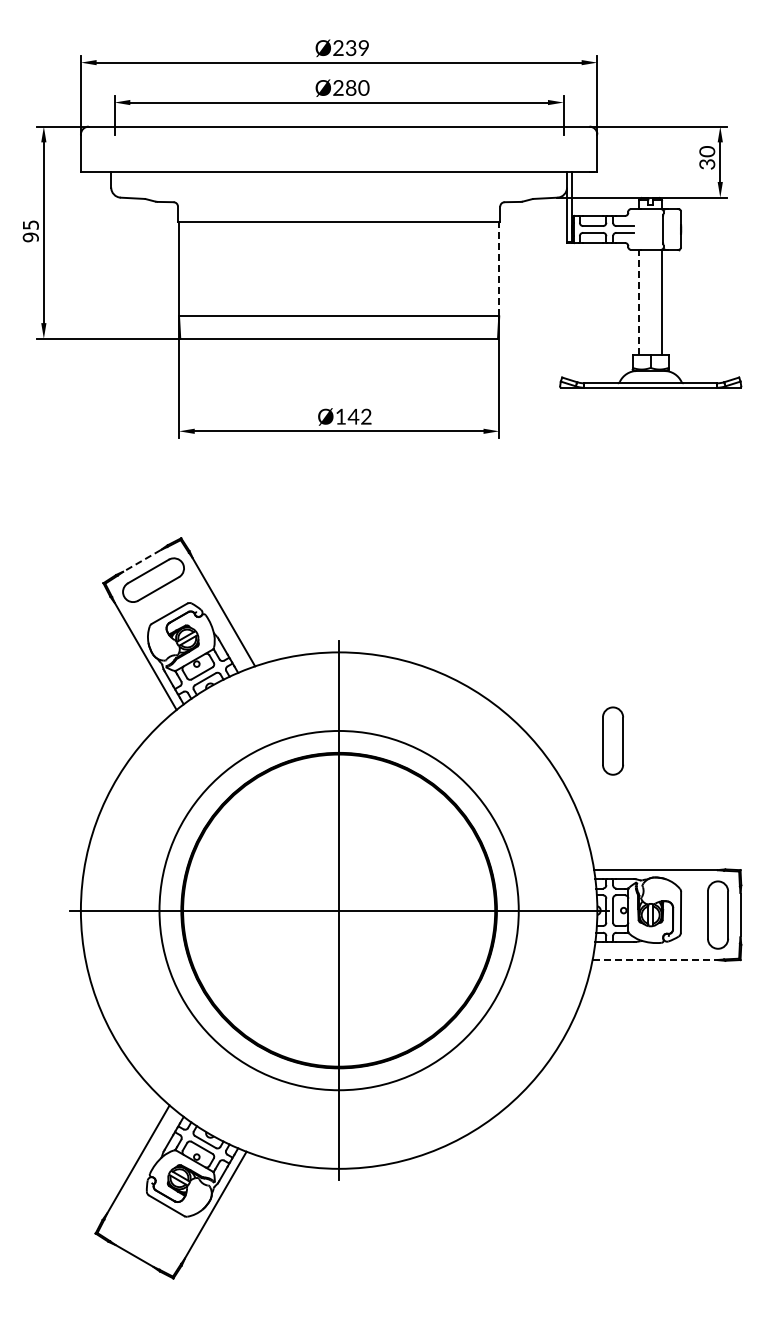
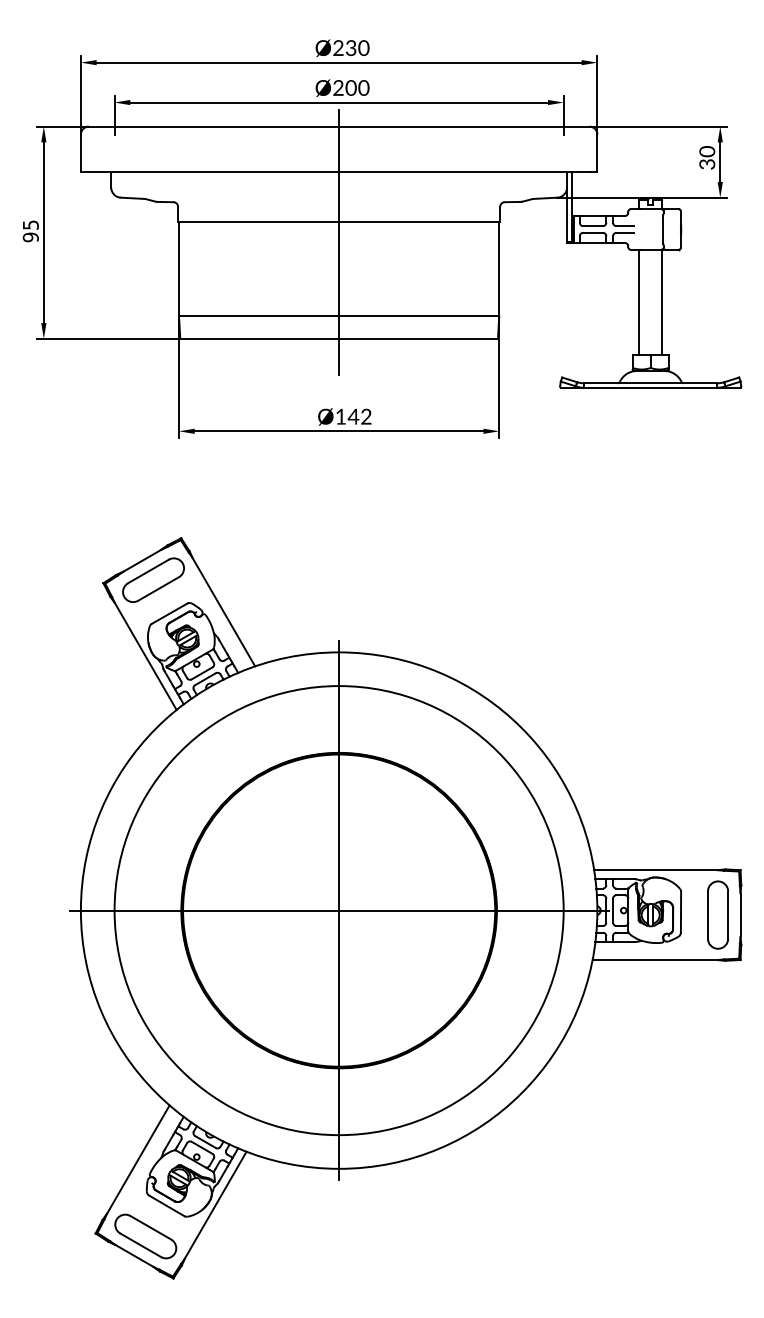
text: Ø239 -> Ø230 (363, 48)
text: Ø280 -> Ø200 (350, 88)
line: none -> present (339, 242)
line: dashed -> solid (499, 268)
line: dashed -> solid (639, 302)
line: dashed -> solid (141, 561)
part: present -> none (612, 740)
circle diameter: 359 px -> 449 px (338, 910)
line: dashed -> solid (655, 960)
part: none -> present (145, 1236)
